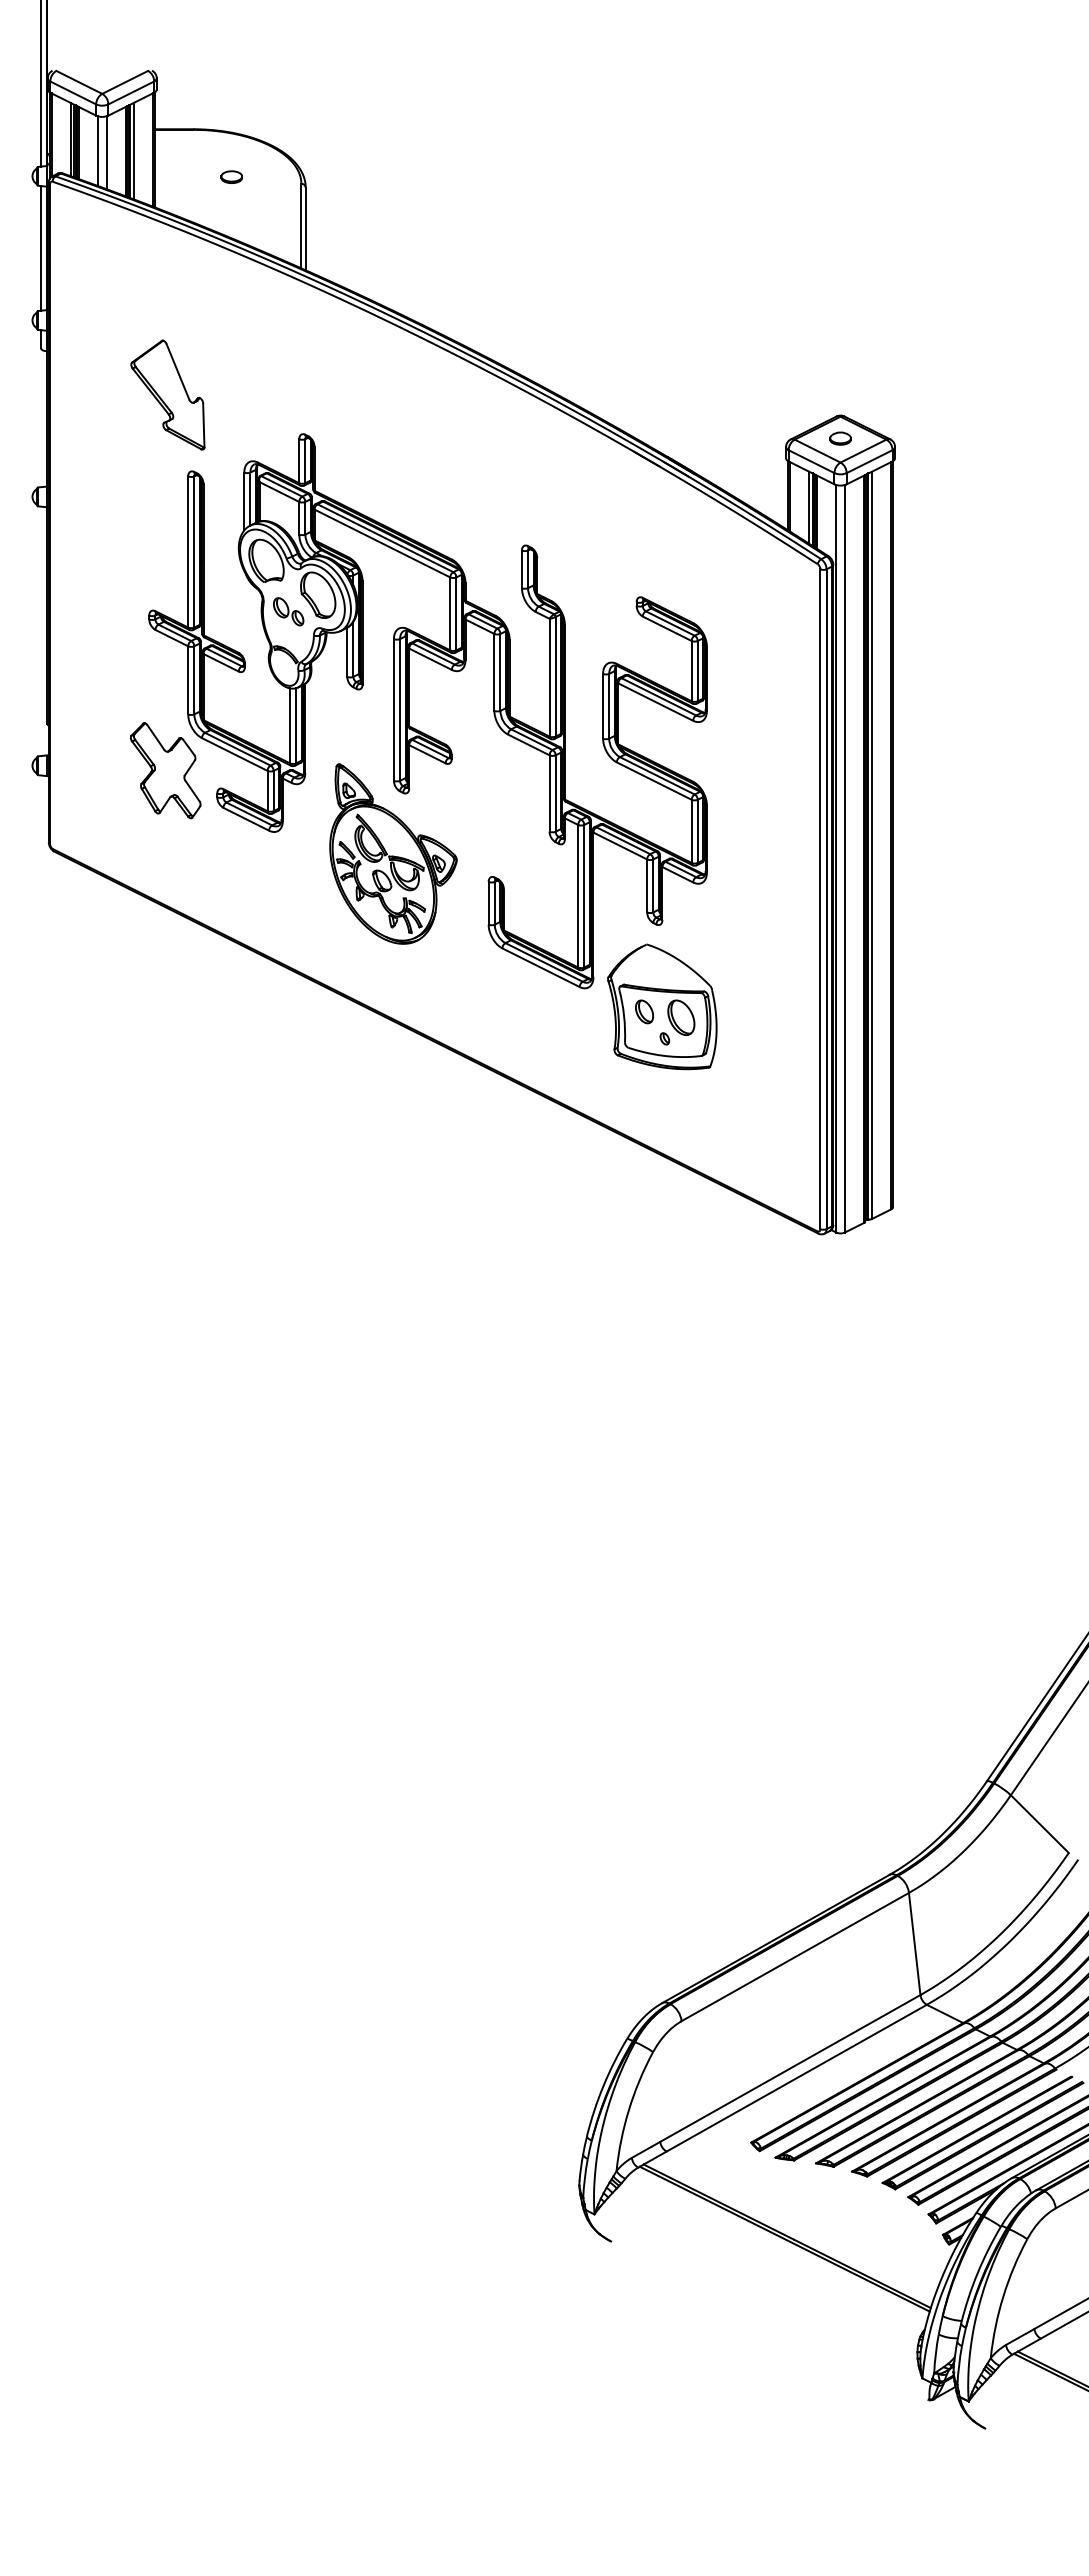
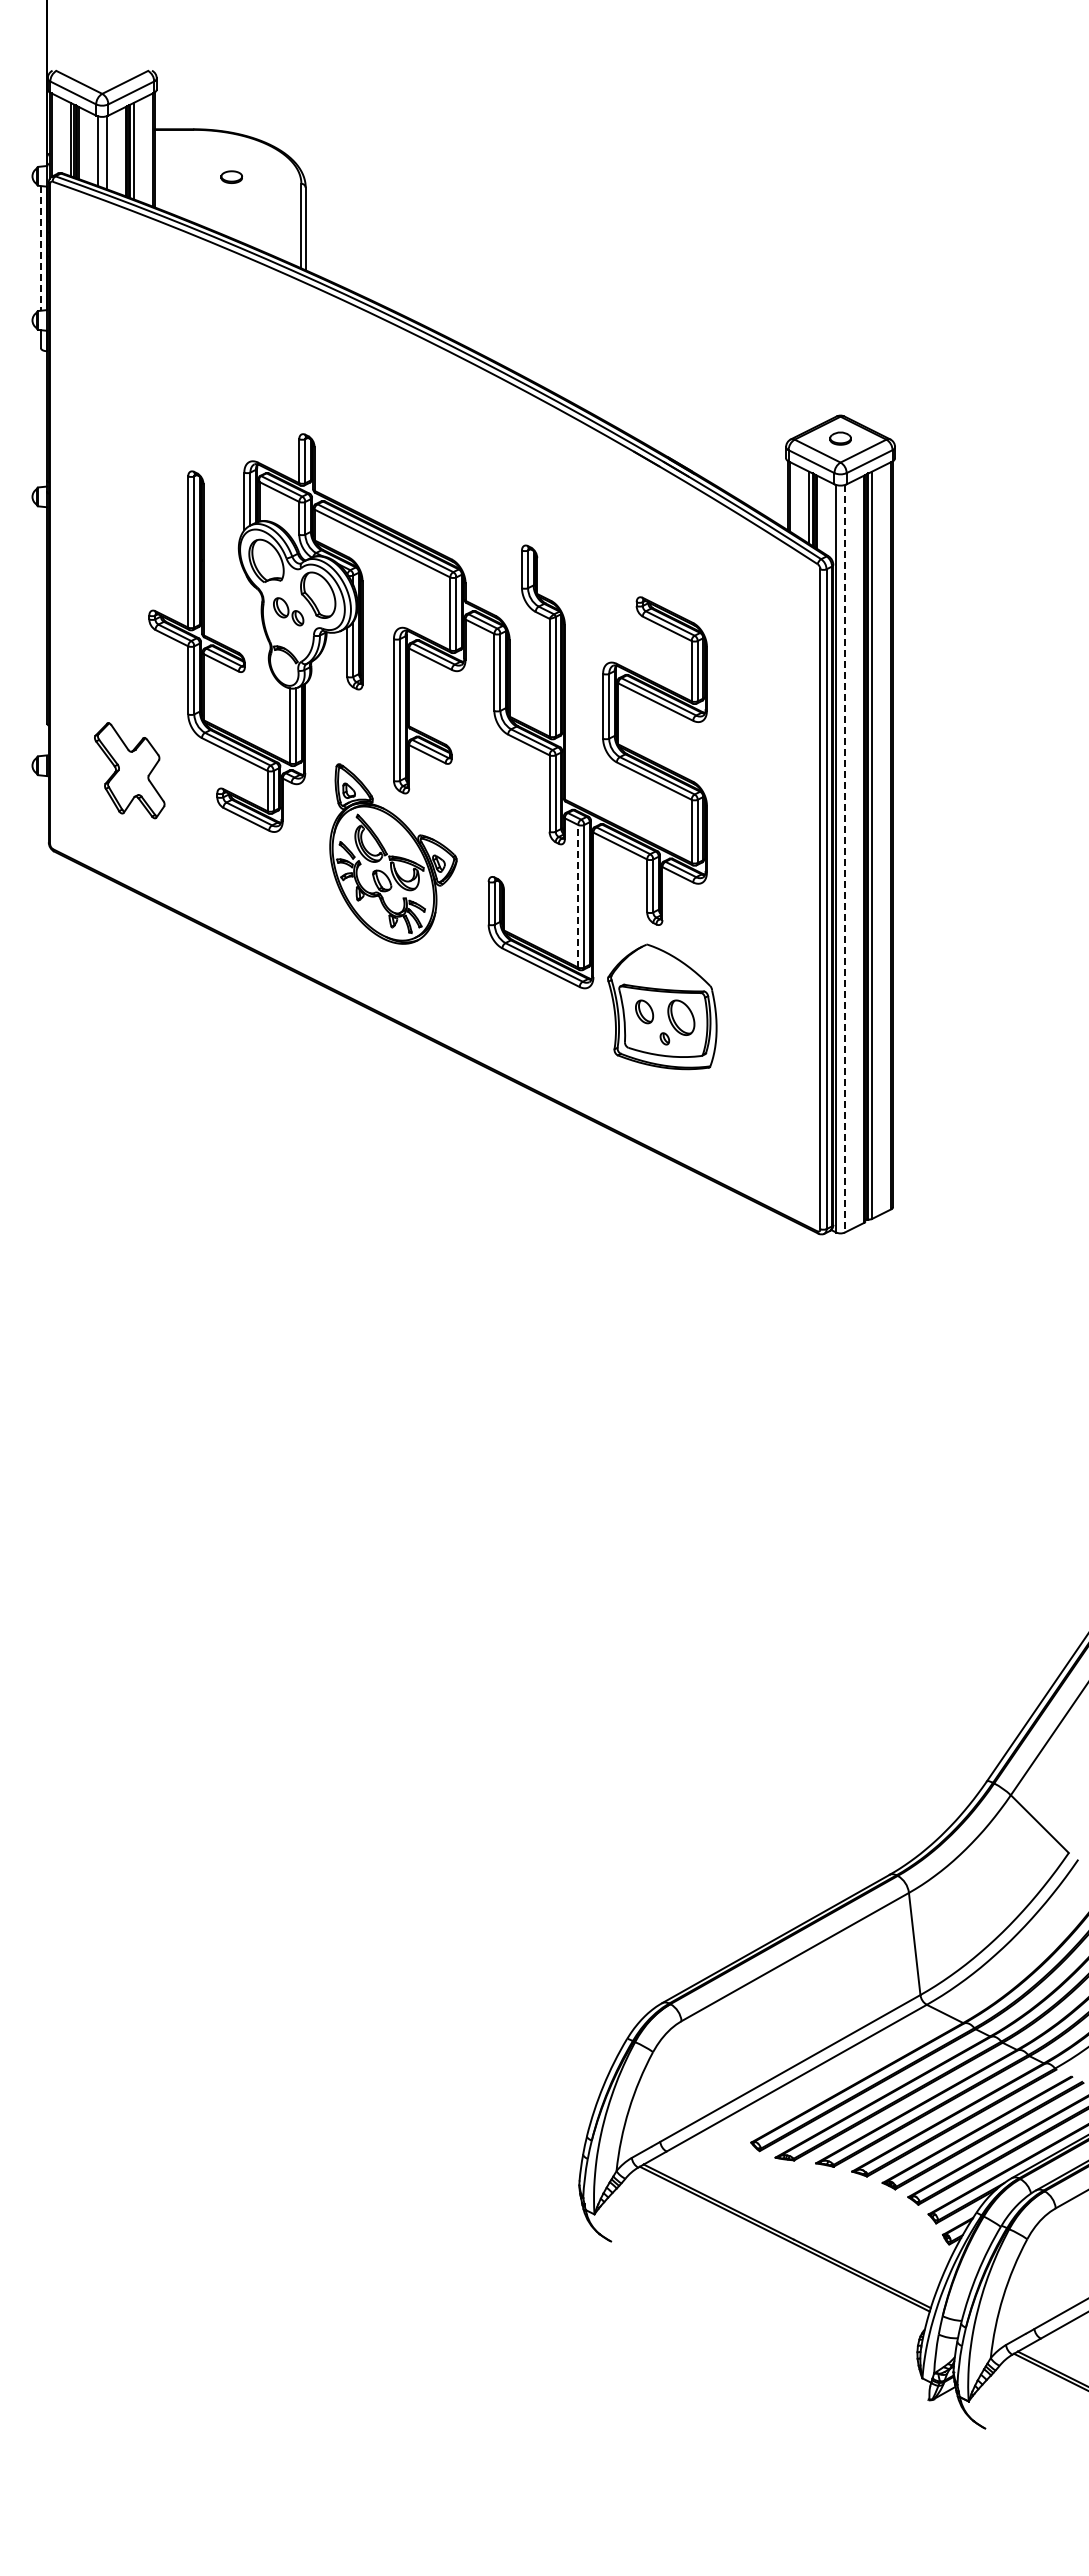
line: present -> none (41, 84)
line: solid -> dashed (41, 248)
part: present -> none (167, 394)
part position: (165, 770) -> (129, 770) (129, 770)
line: solid -> dashed (844, 858)
line: solid -> dashed (578, 895)
